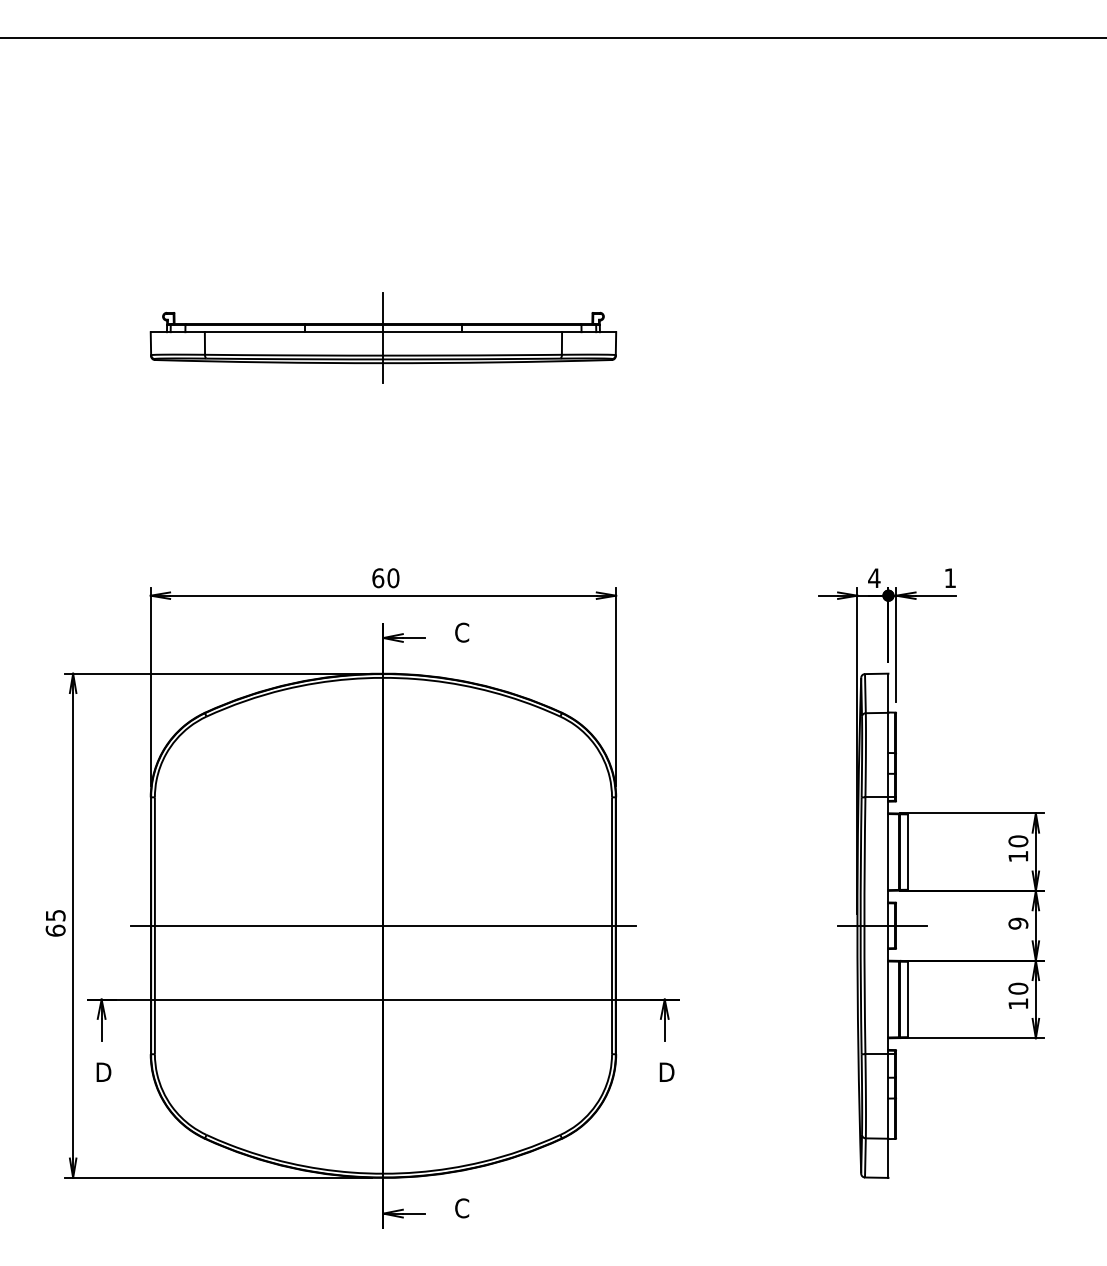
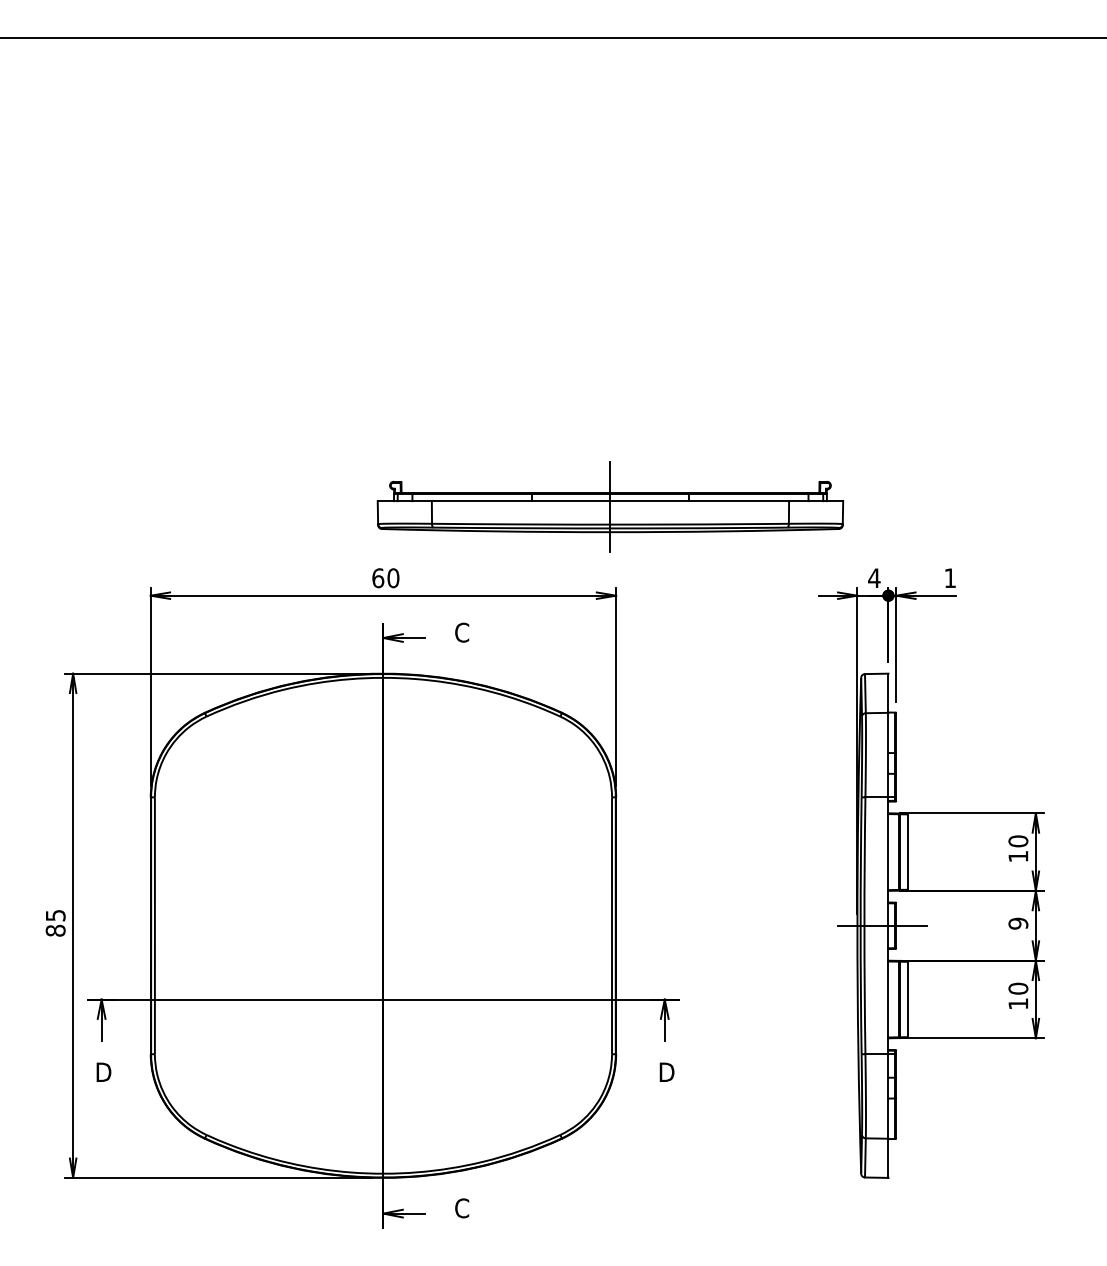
part position: (383, 337) -> (610, 506) (610, 506)
line: present -> none (383, 925)
text: 65 -> 85 (55, 930)
